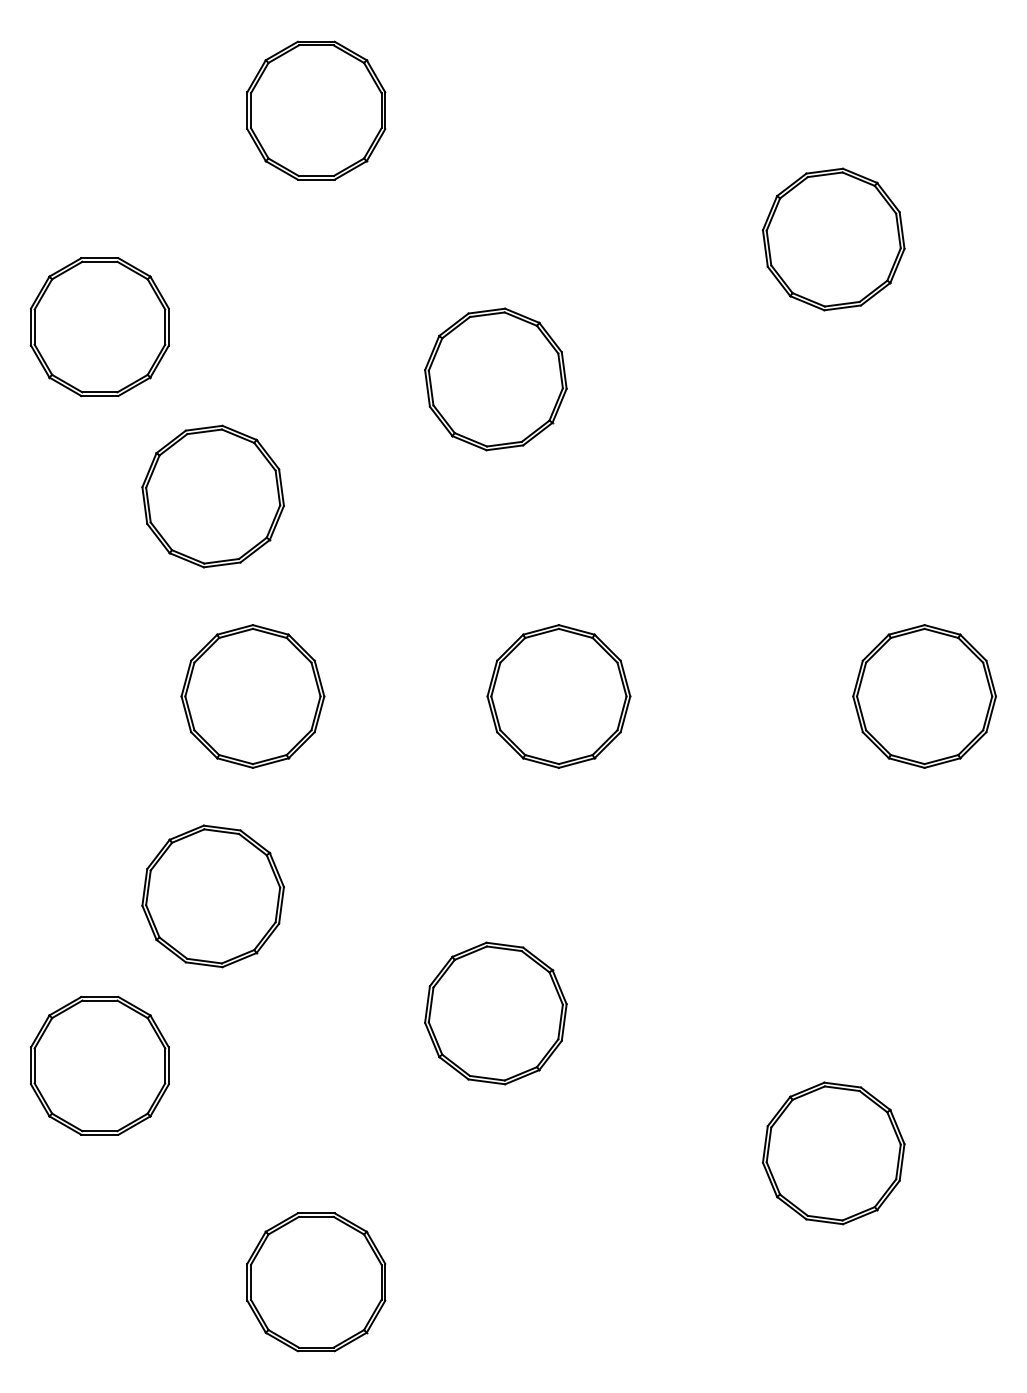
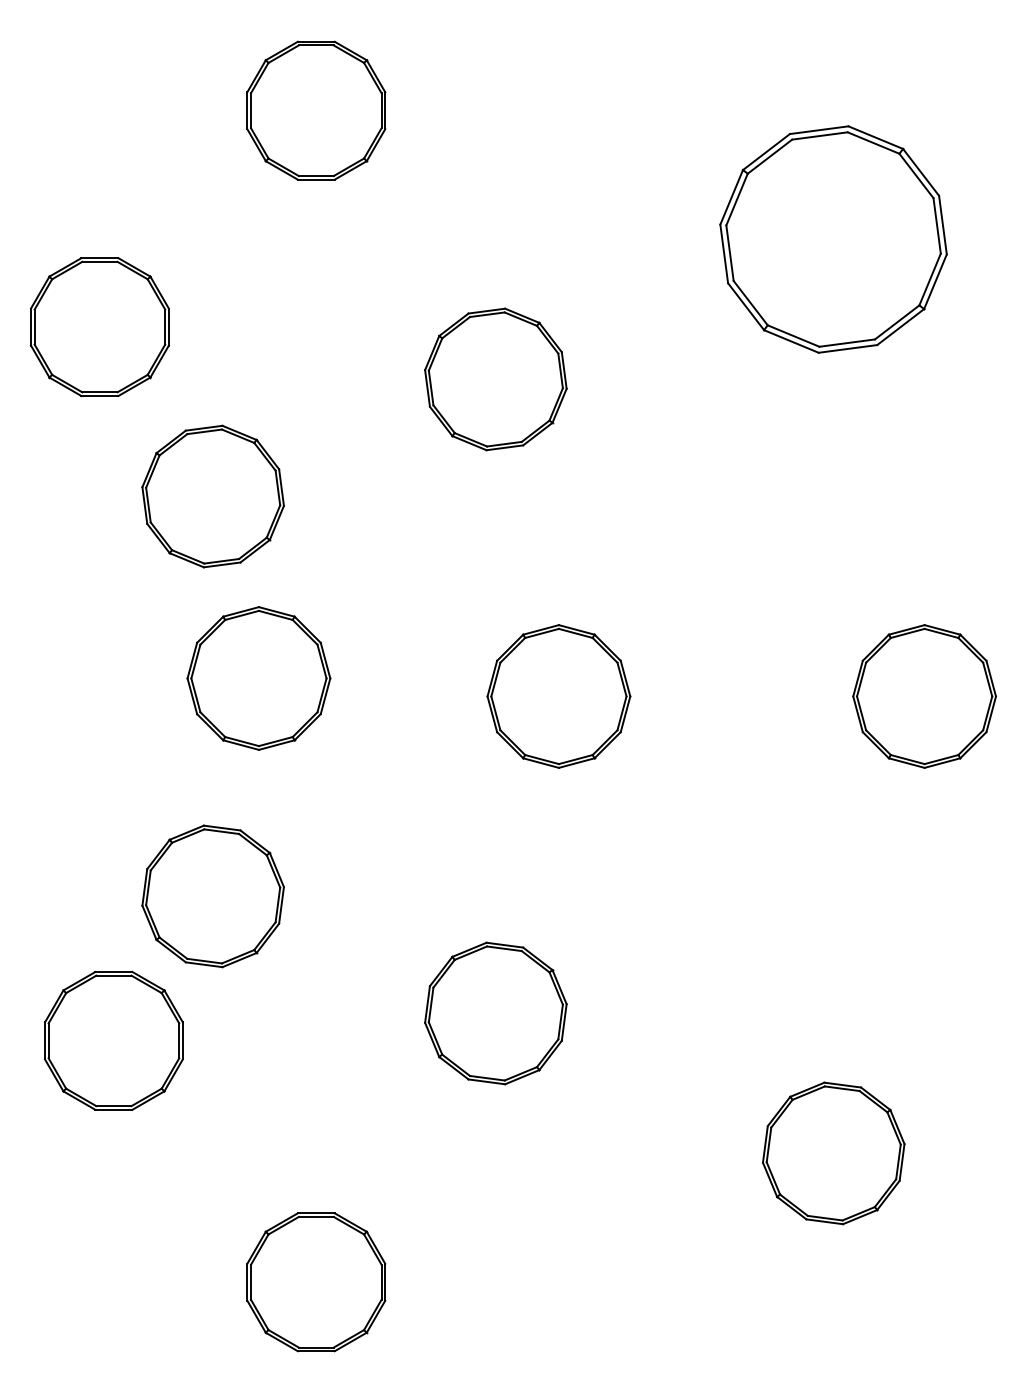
part size: 144x145 px -> 229x229 px (833, 239)
part position: (252, 696) -> (258, 678) (258, 678)
part position: (99, 1065) -> (113, 1040) (113, 1040)
